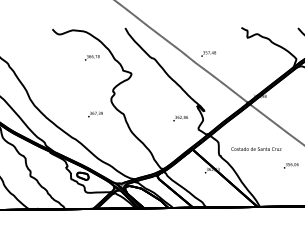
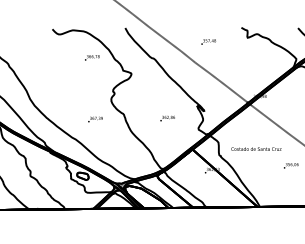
text position: (208, 53) -> (208, 41) (208, 41)
text position: (95, 114) -> (95, 119) (95, 119)
text position: (180, 118) -> (167, 118) (167, 118)
